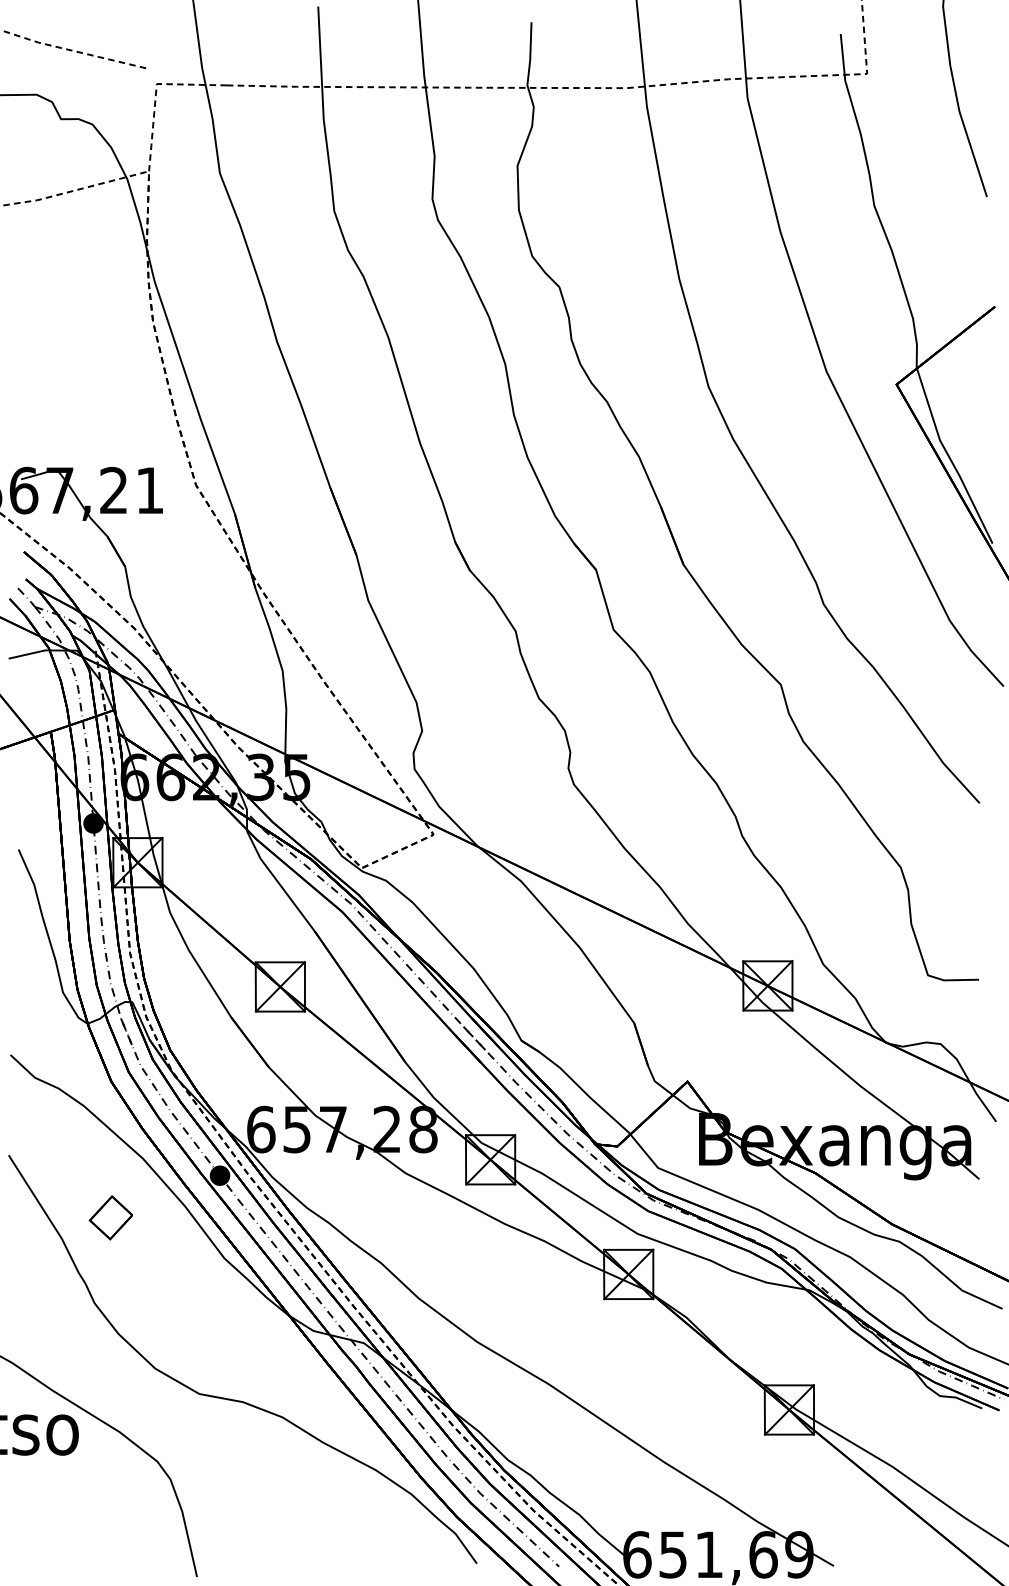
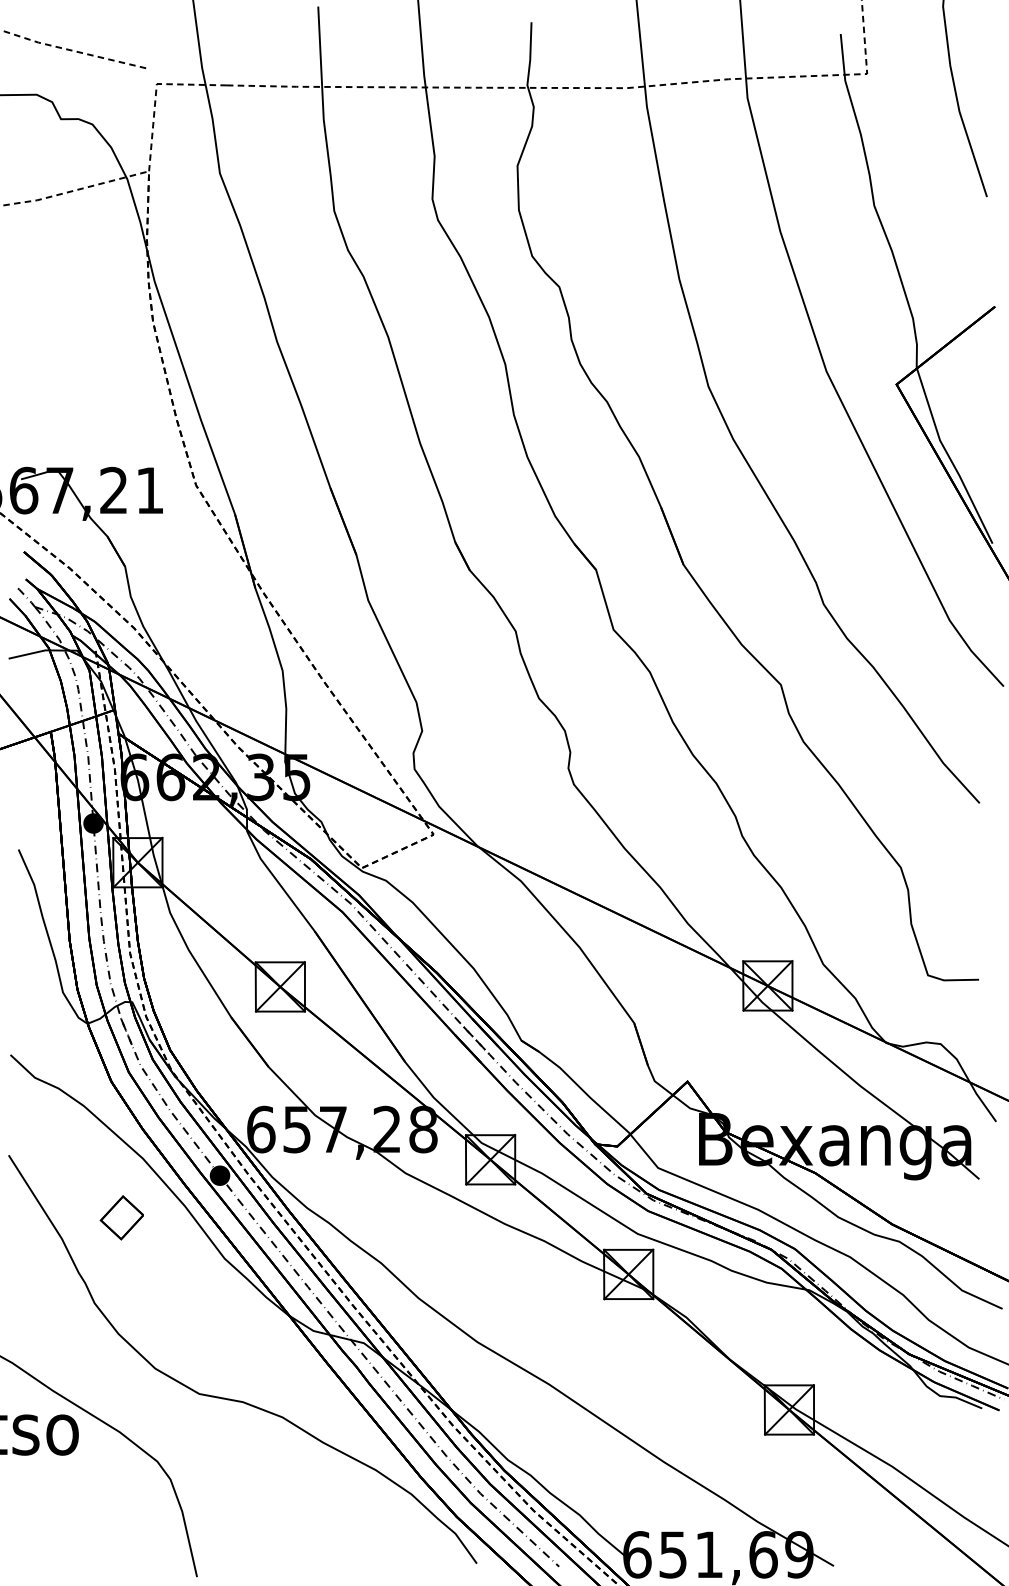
part position: (110, 1217) -> (121, 1217) (121, 1217)
